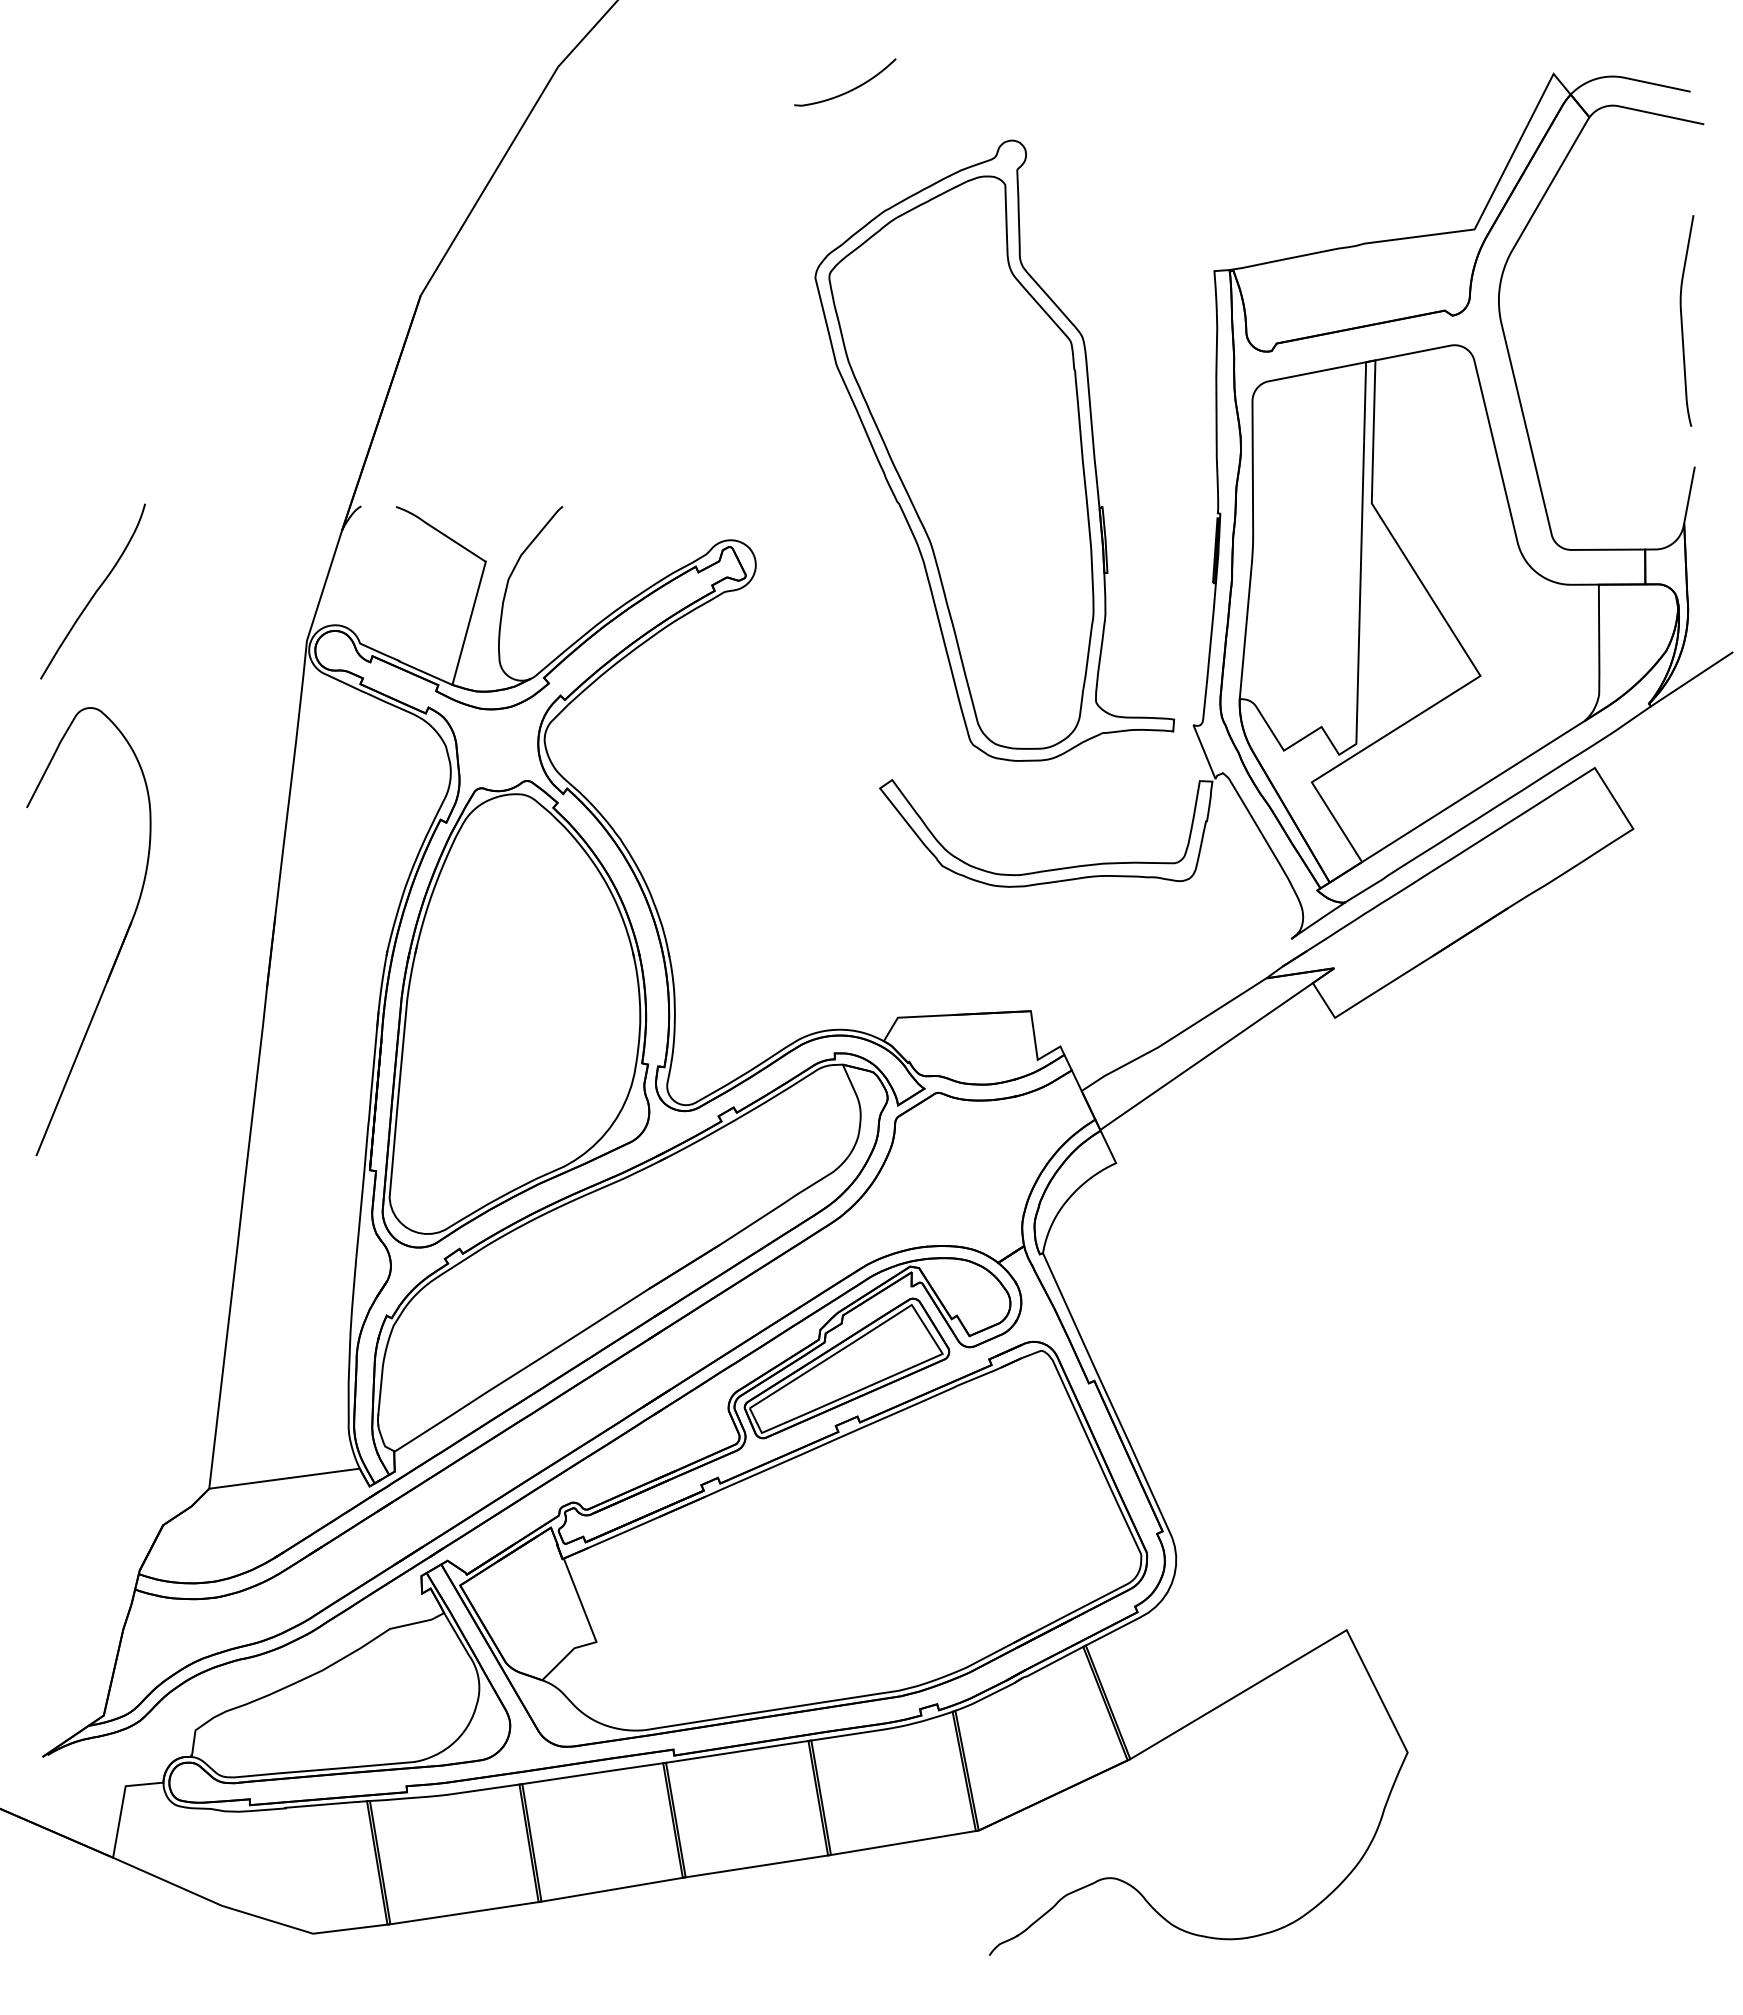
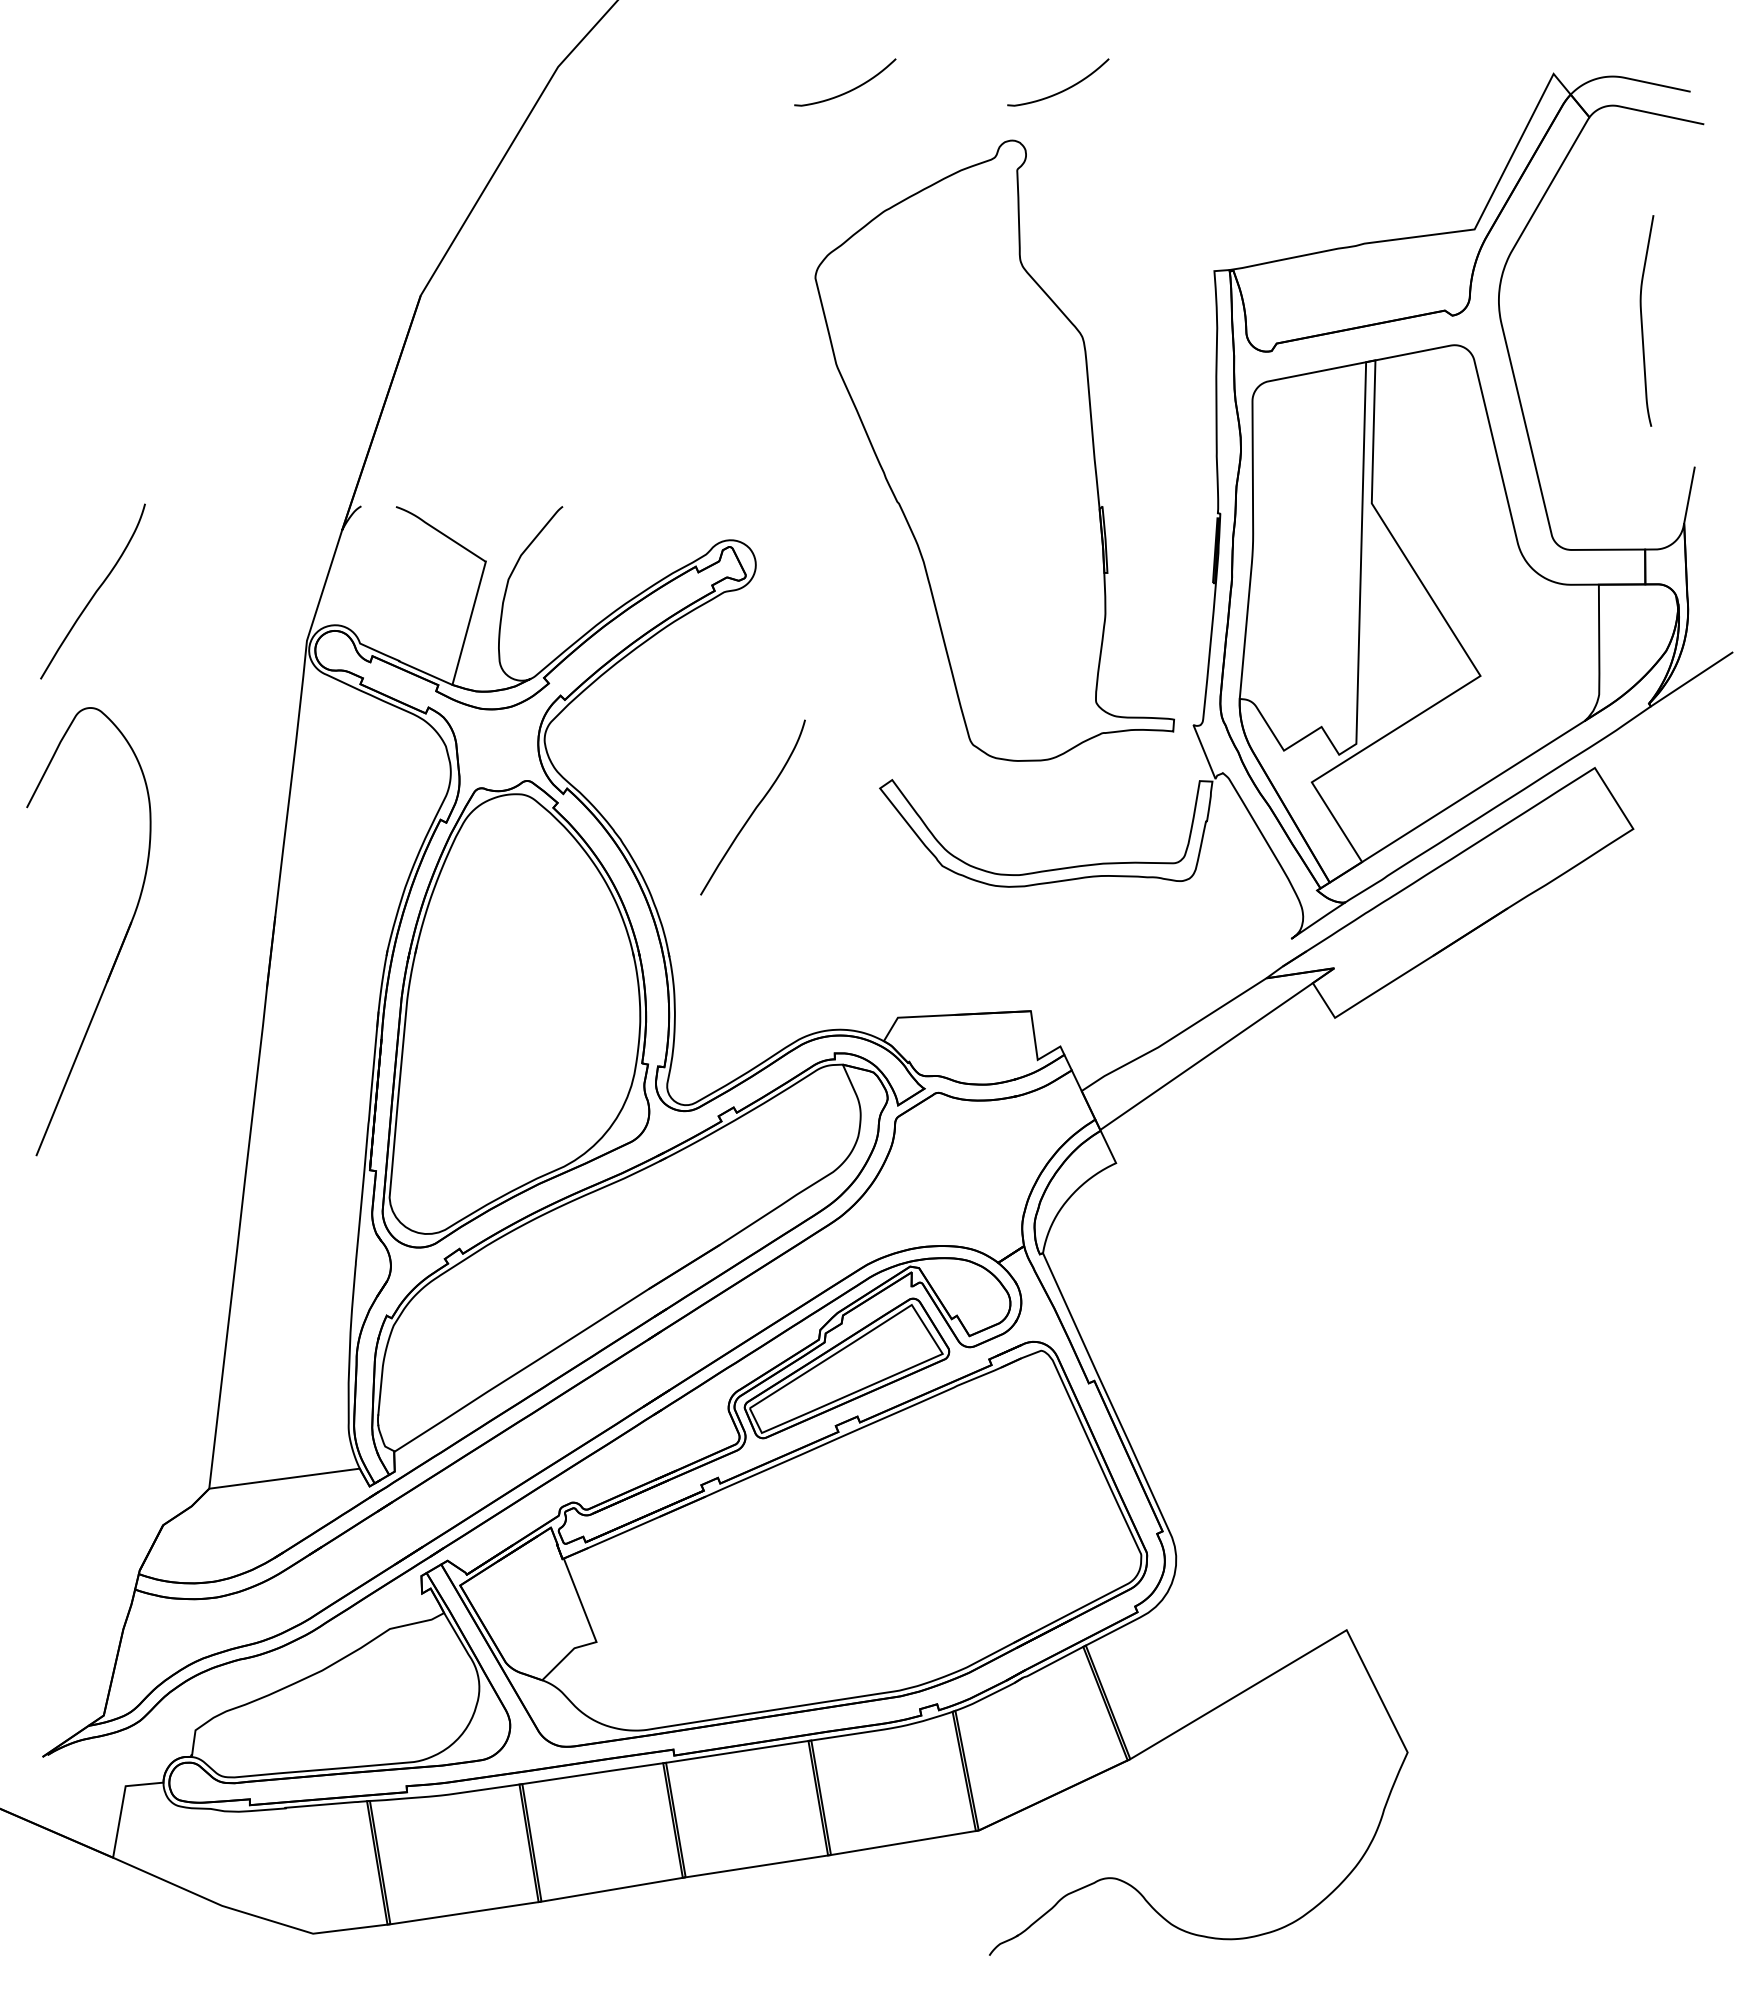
curve: none -> present (1061, 90)
curve position: (1682, 320) -> (1642, 320) (1642, 320)
part: present -> none (961, 462)
curve: none -> present (754, 808)
